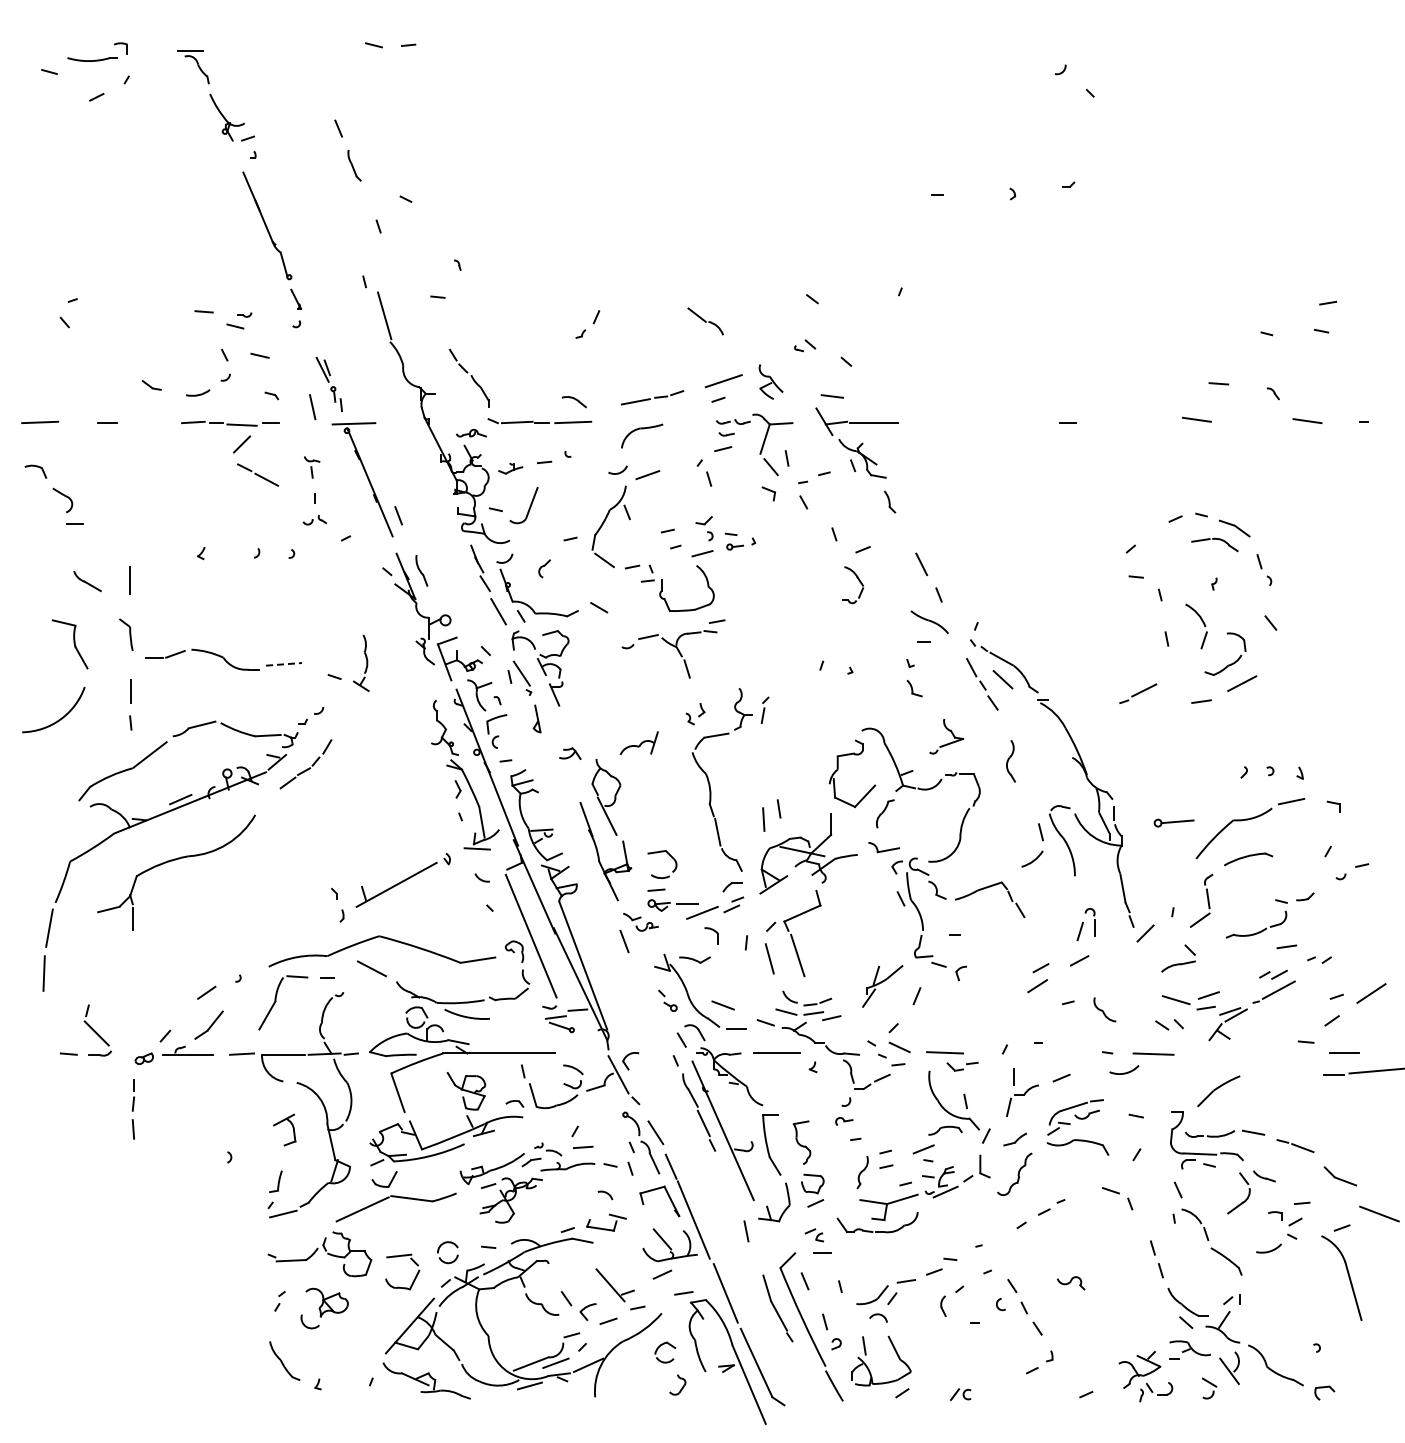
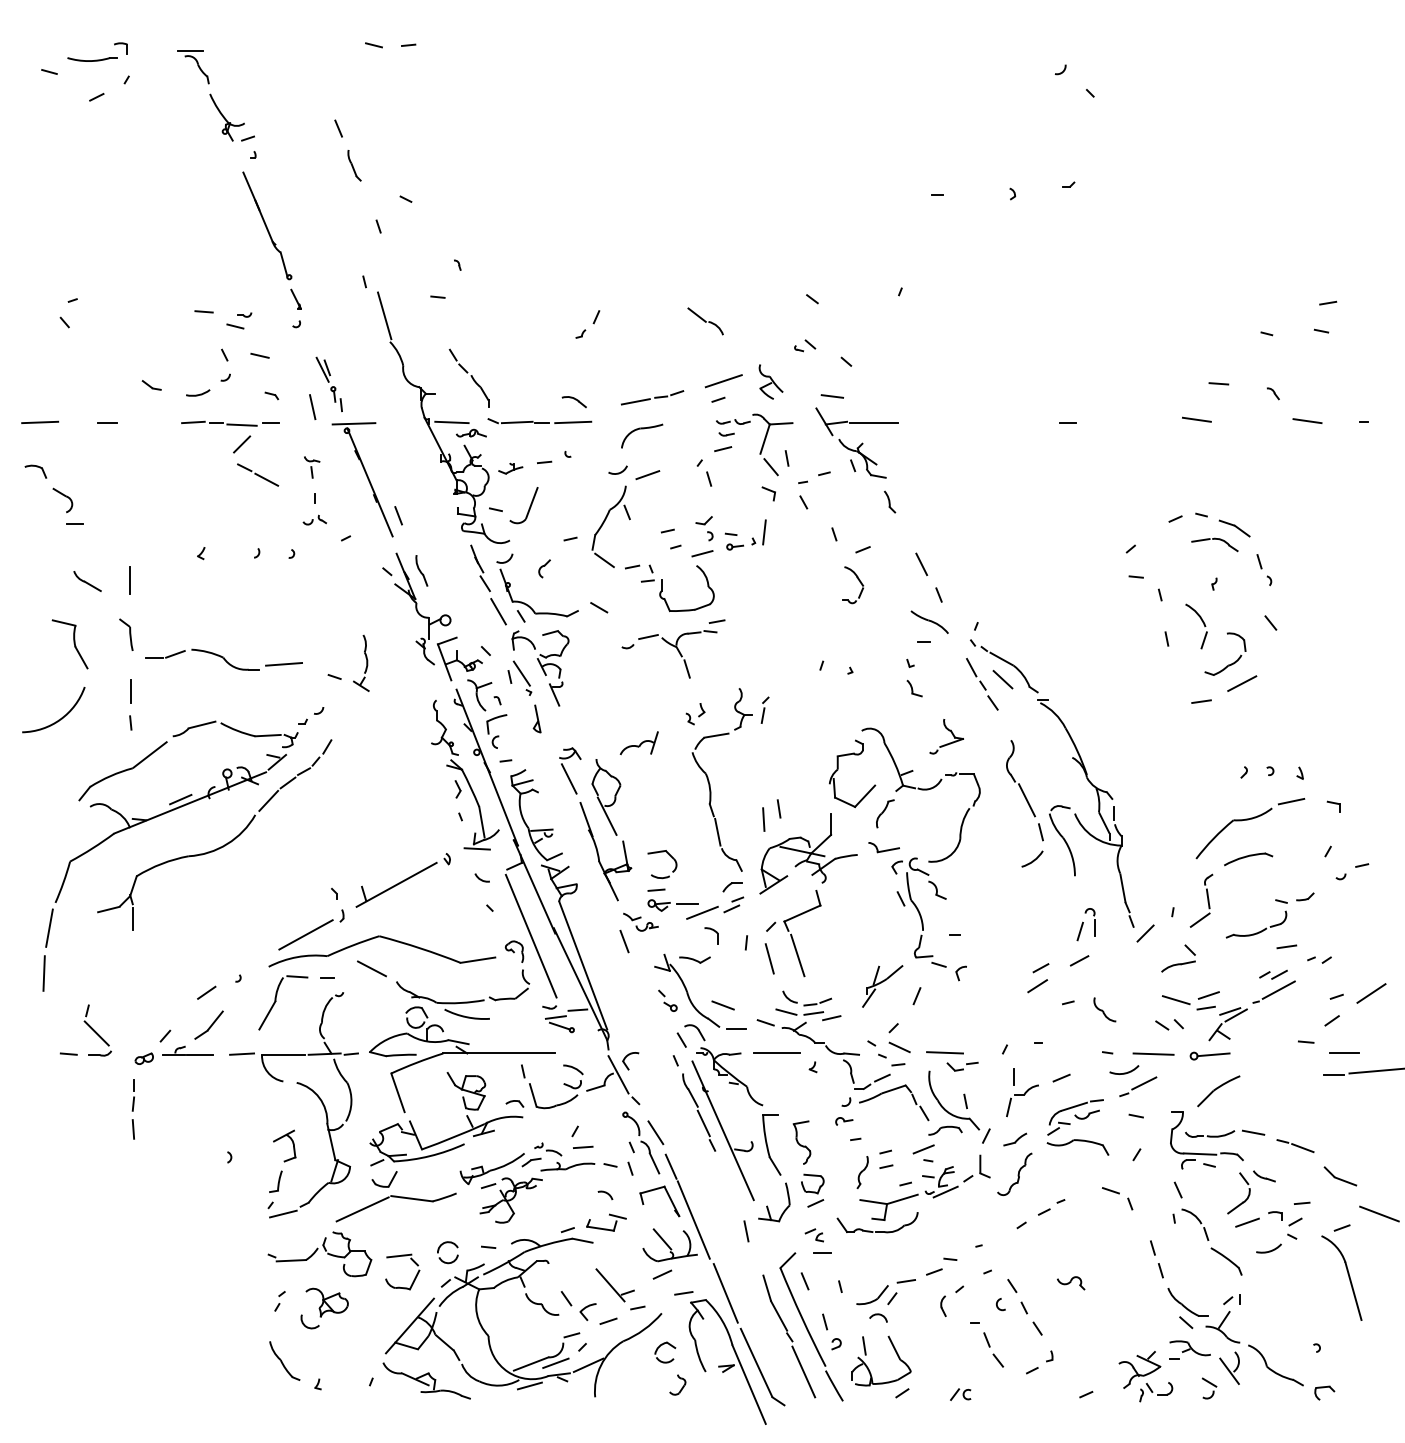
line: none -> present (451, 422)
line: none -> present (764, 532)
line: dashed -> solid (284, 664)
part position: (1138, 693) -> (1138, 1086) (1138, 1086)
line: none -> present (568, 778)
line: none -> present (268, 800)
line: none -> present (1026, 800)
part position: (1173, 822) -> (1209, 1055) (1209, 1055)
part position: (987, 888) -> (891, 1091) (891, 1091)
line: none -> present (305, 934)
part position: (281, 1122) -> (281, 1138) (281, 1138)
line: none -> present (1247, 1222)
part: none -> present (993, 1349)
line: none -> present (803, 1371)
